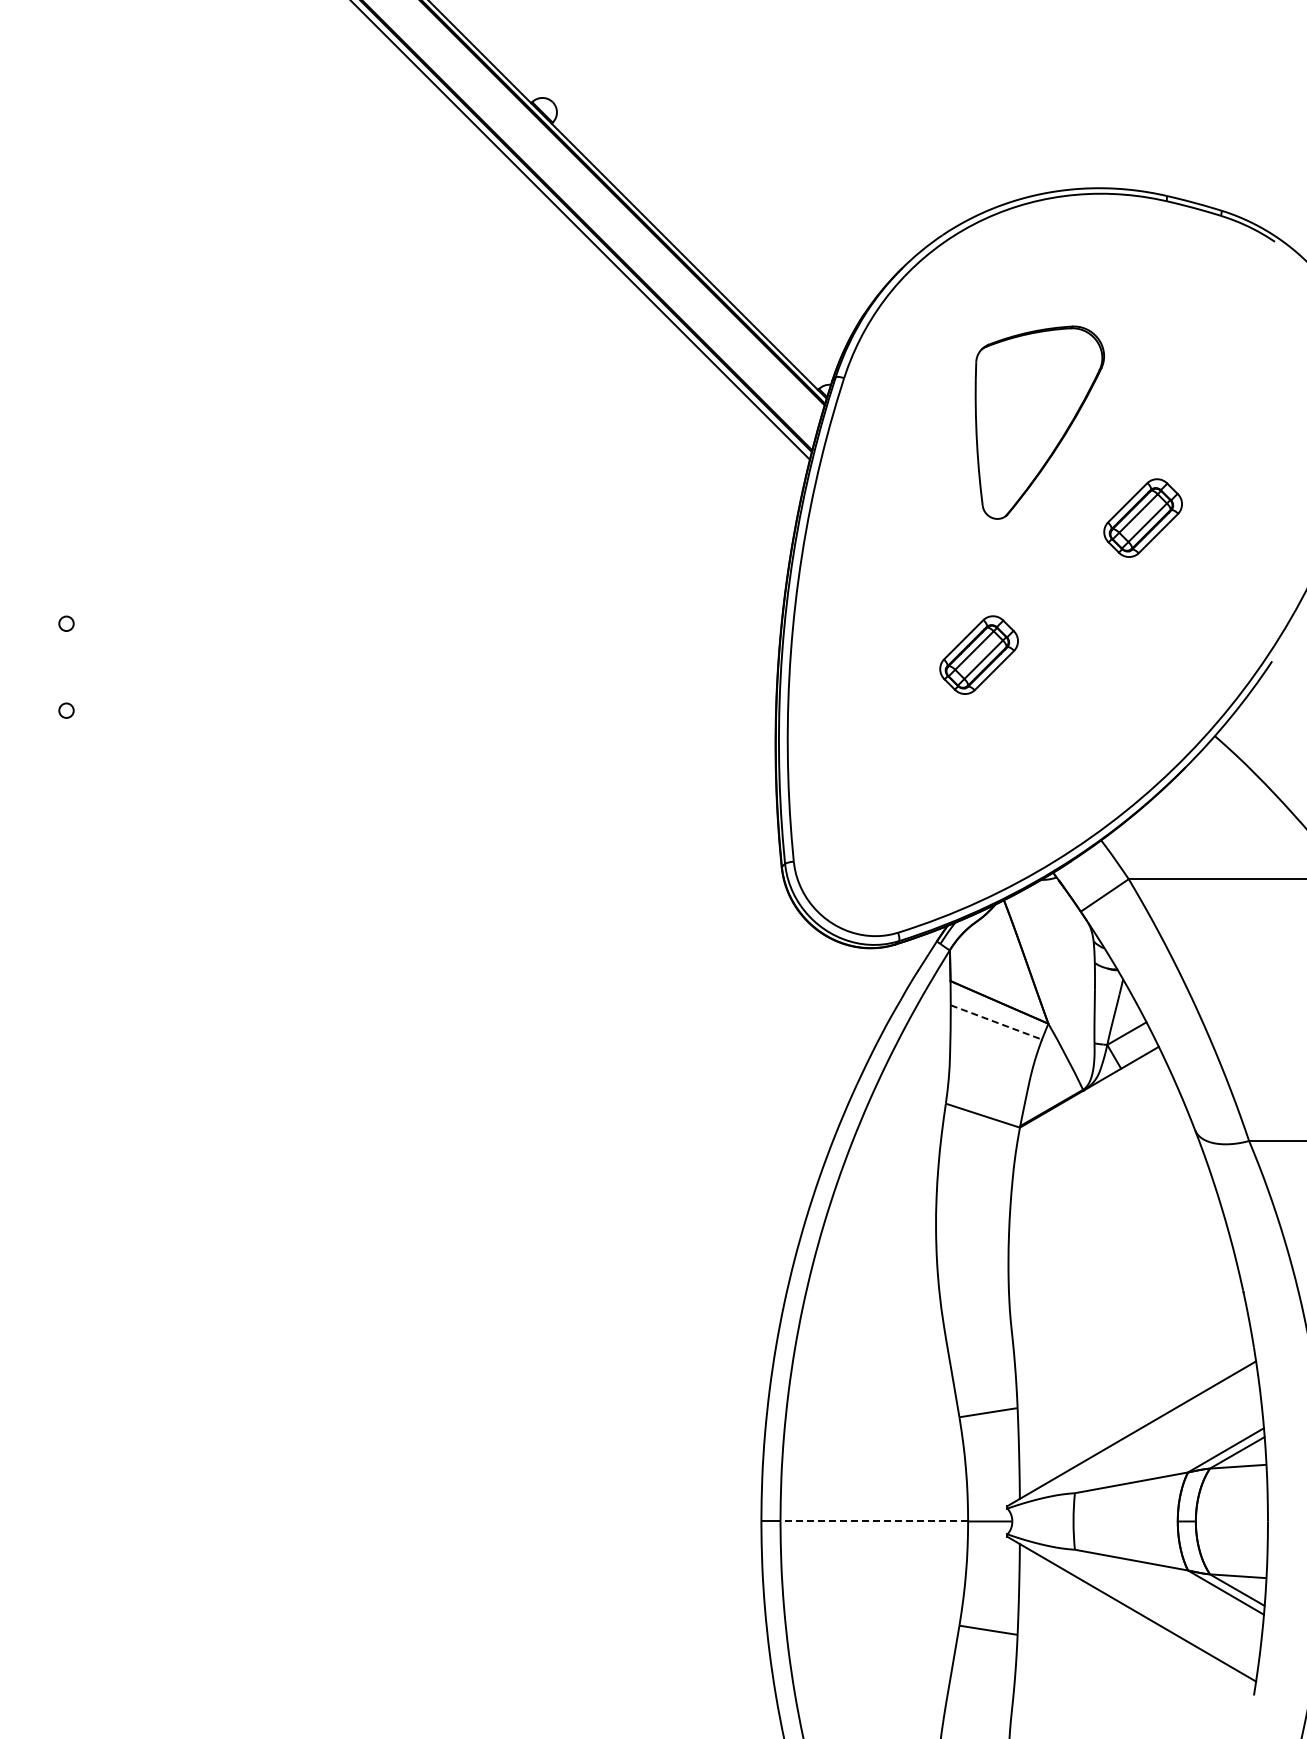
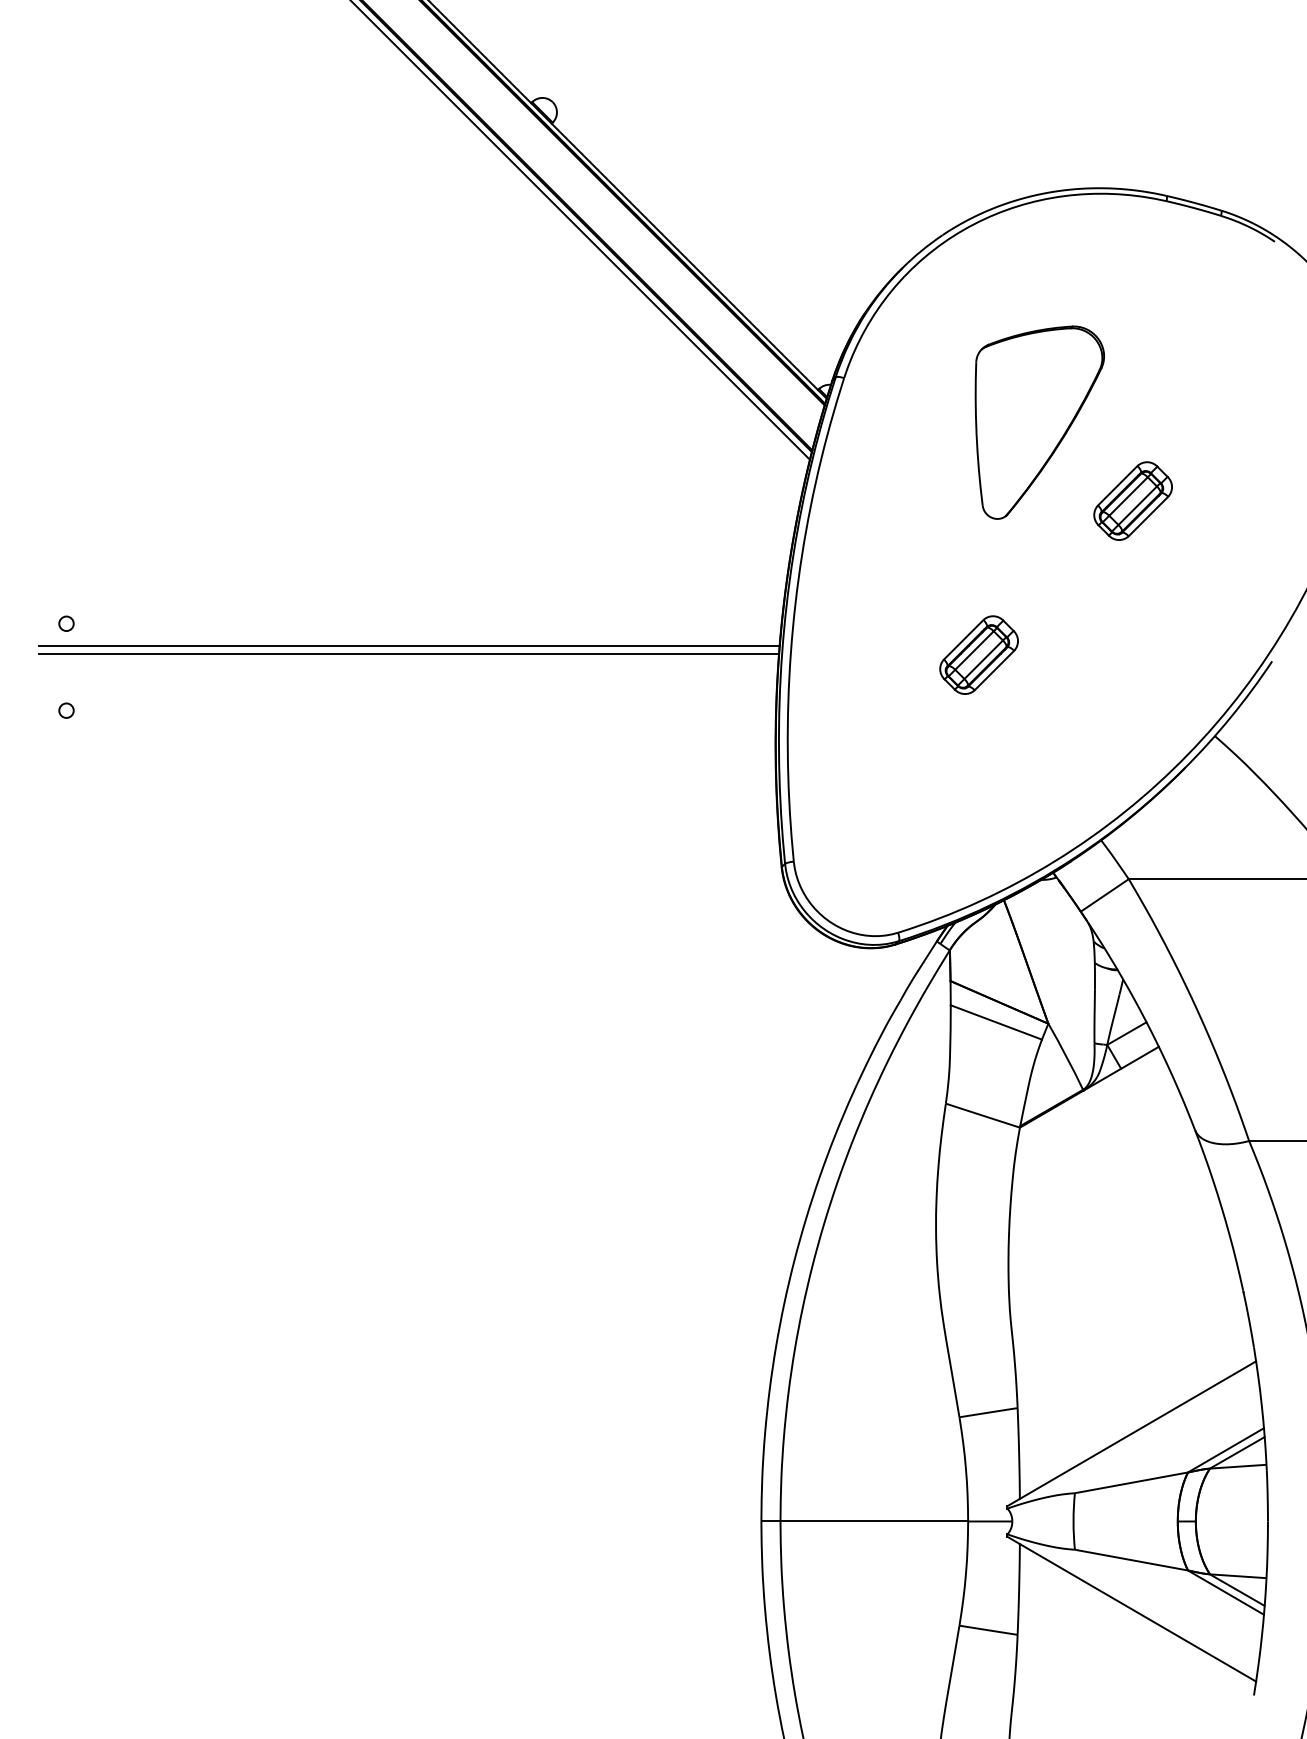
part position: (1142, 517) -> (1132, 500) (1132, 500)
line: none -> present (408, 645)
line: none -> present (409, 654)
line: dashed -> solid (996, 1022)
line: dashed -> solid (874, 1521)
